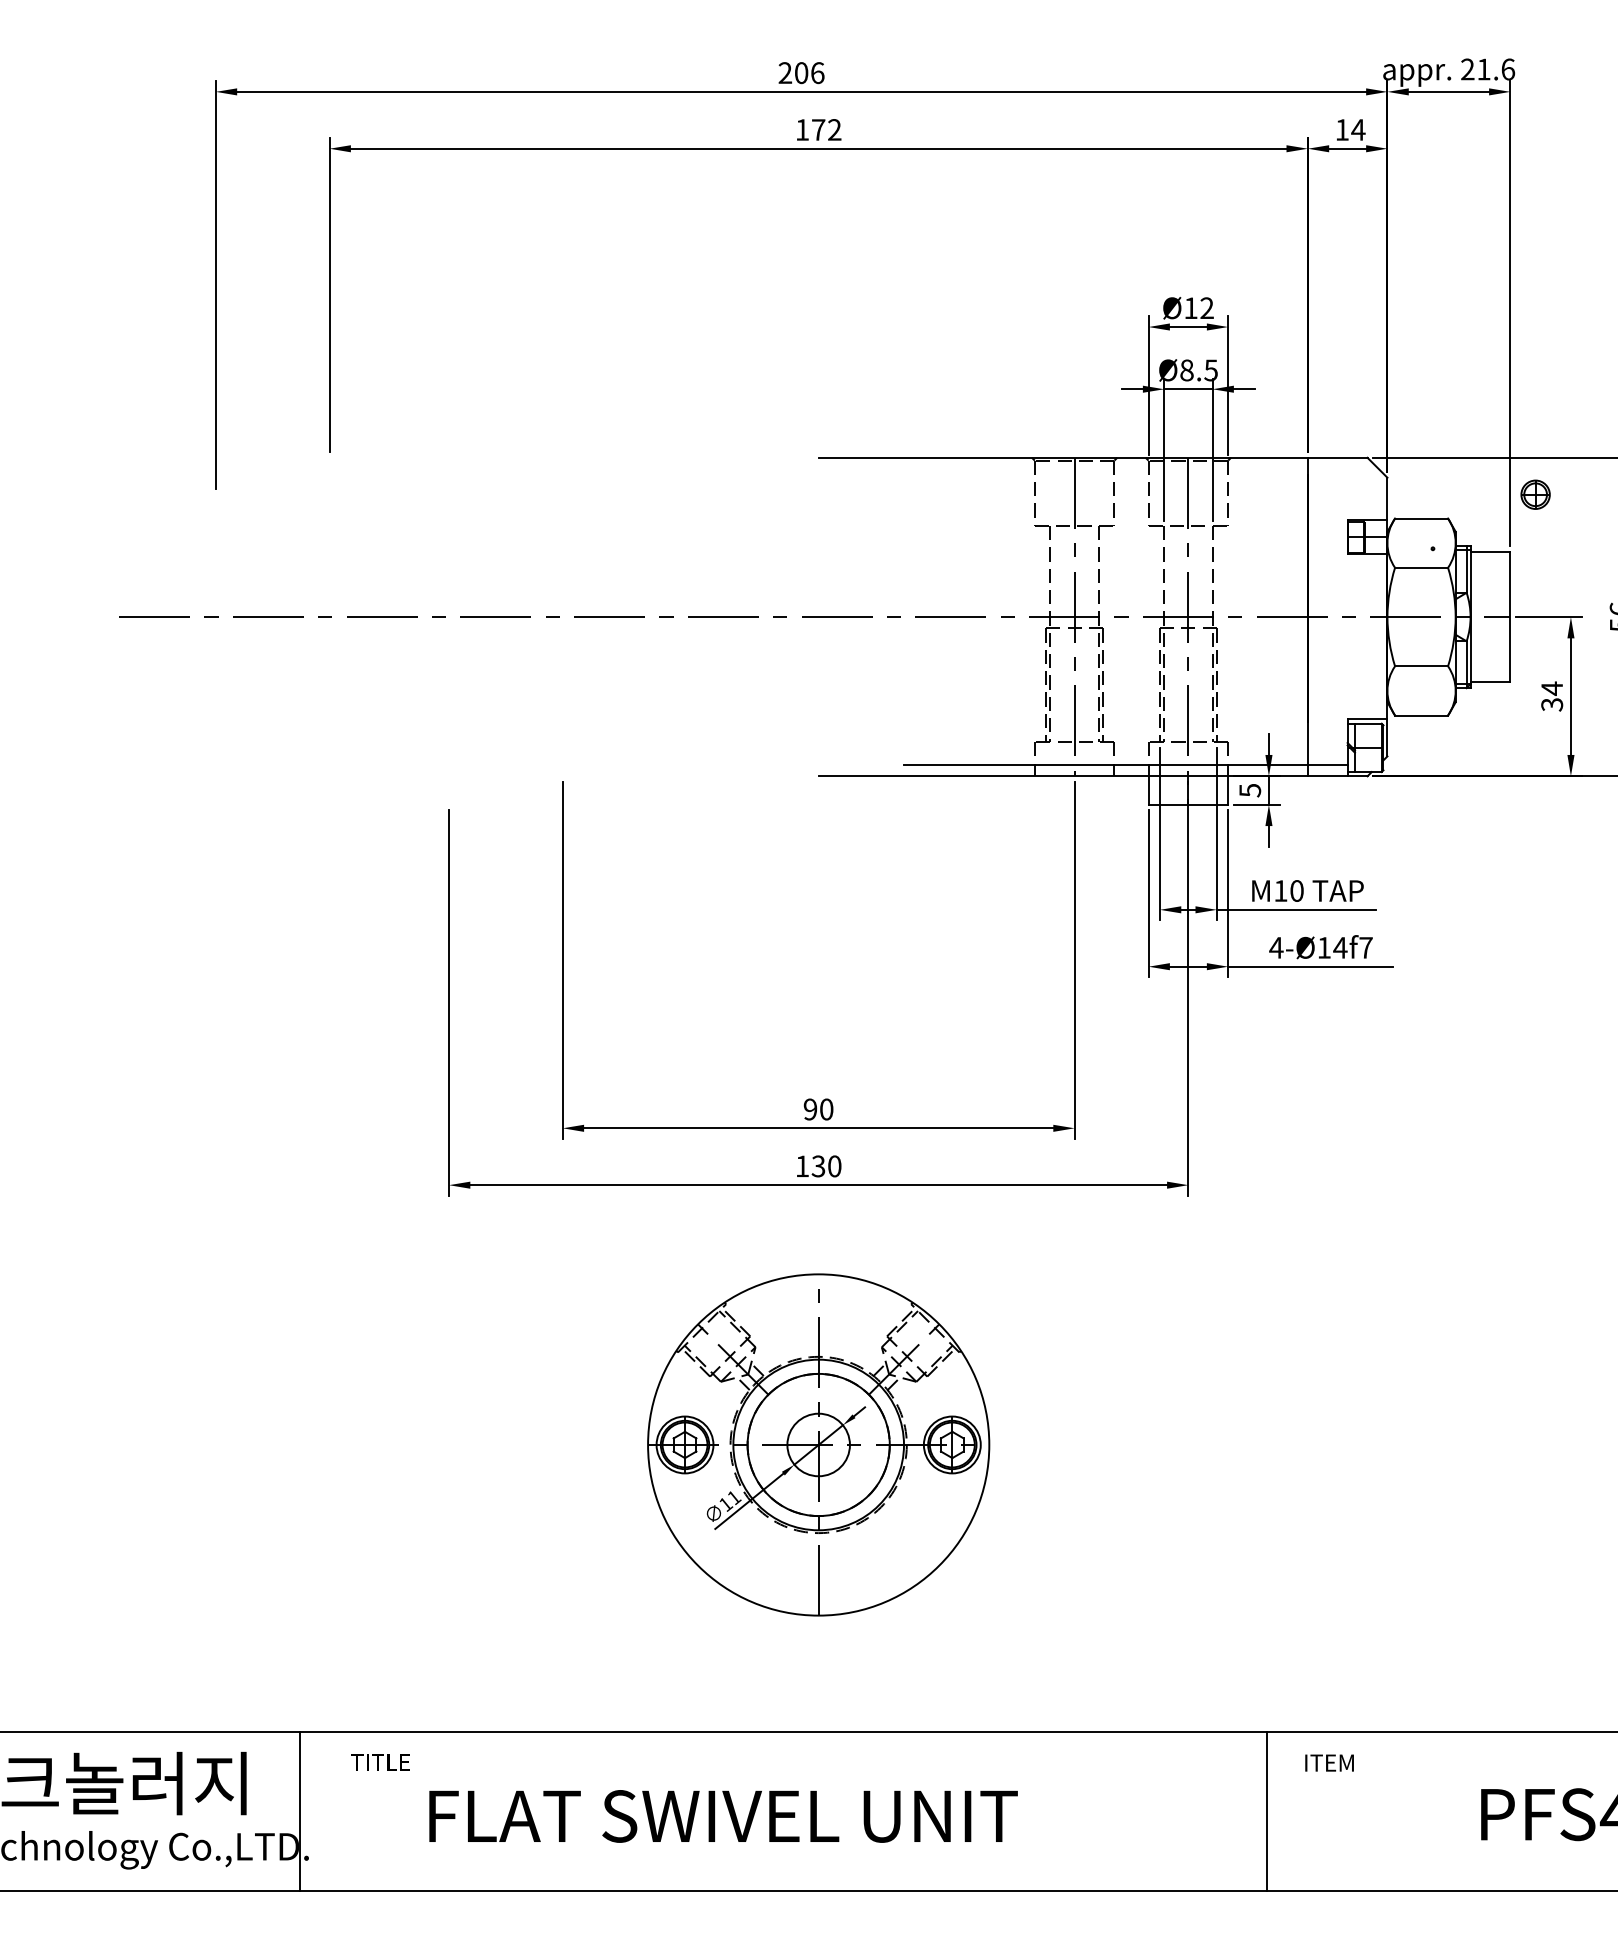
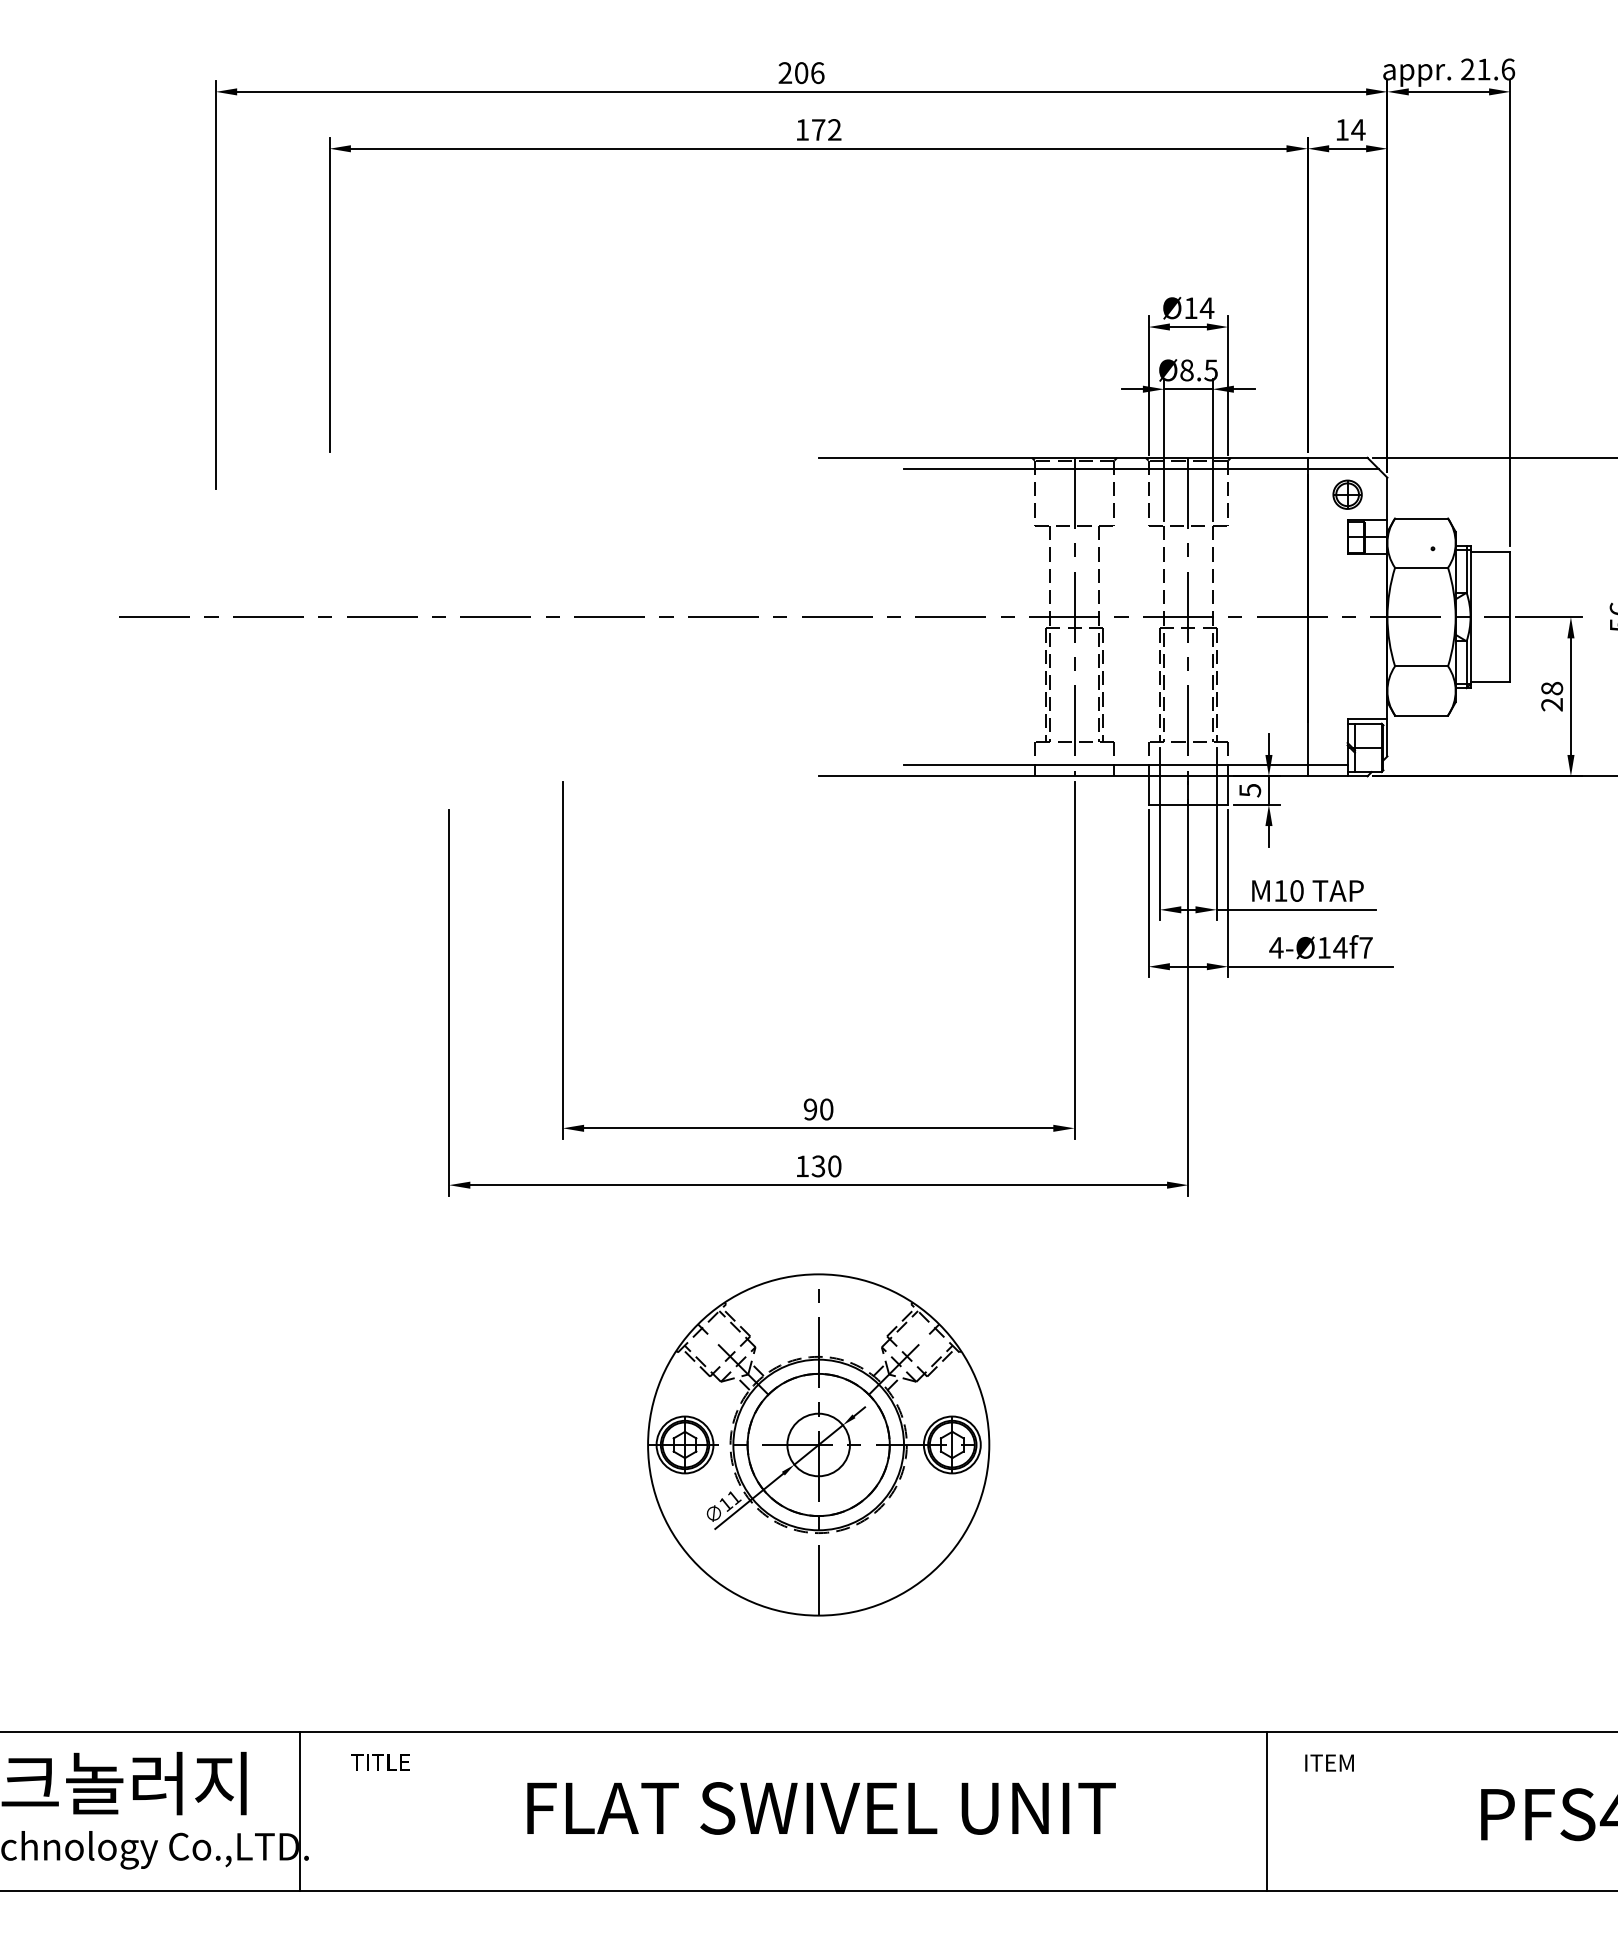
text: Ø12 -> Ø14 (1206, 307)
line: none -> present (1141, 469)
part position: (1535, 494) -> (1347, 494) (1347, 494)
text: 34 -> 28 (1552, 696)
text position: (723, 1816) -> (821, 1808) (821, 1808)
